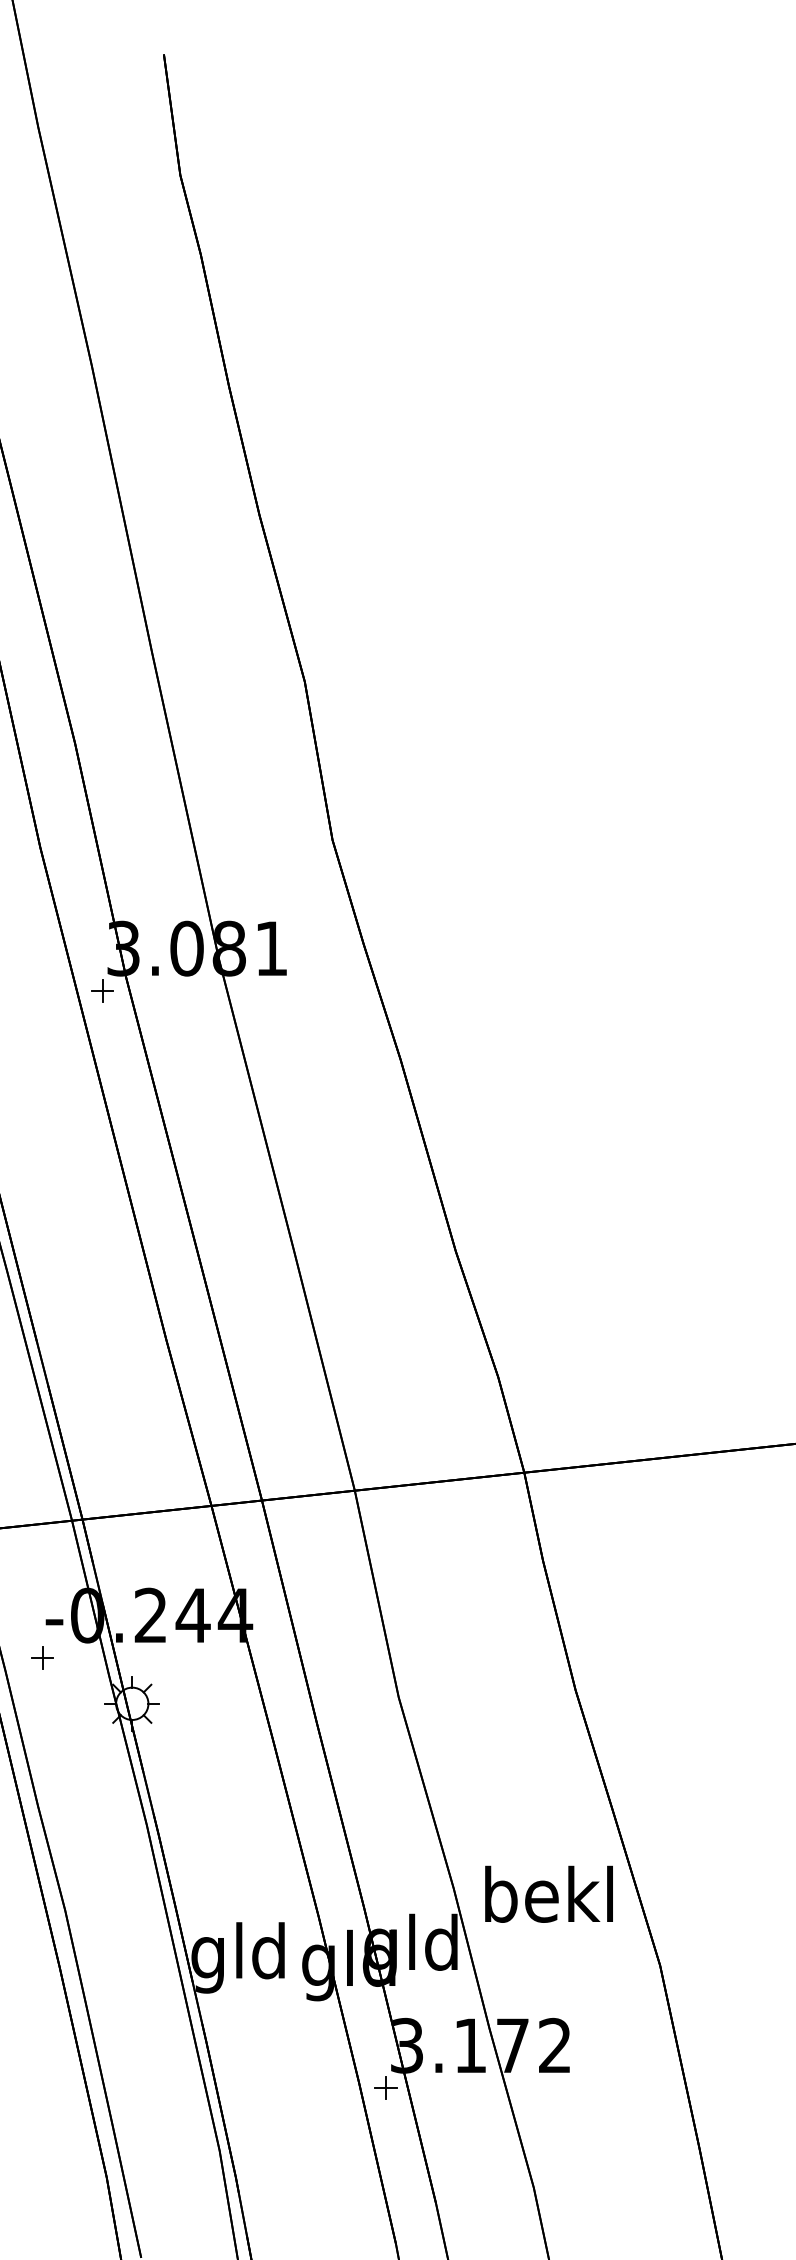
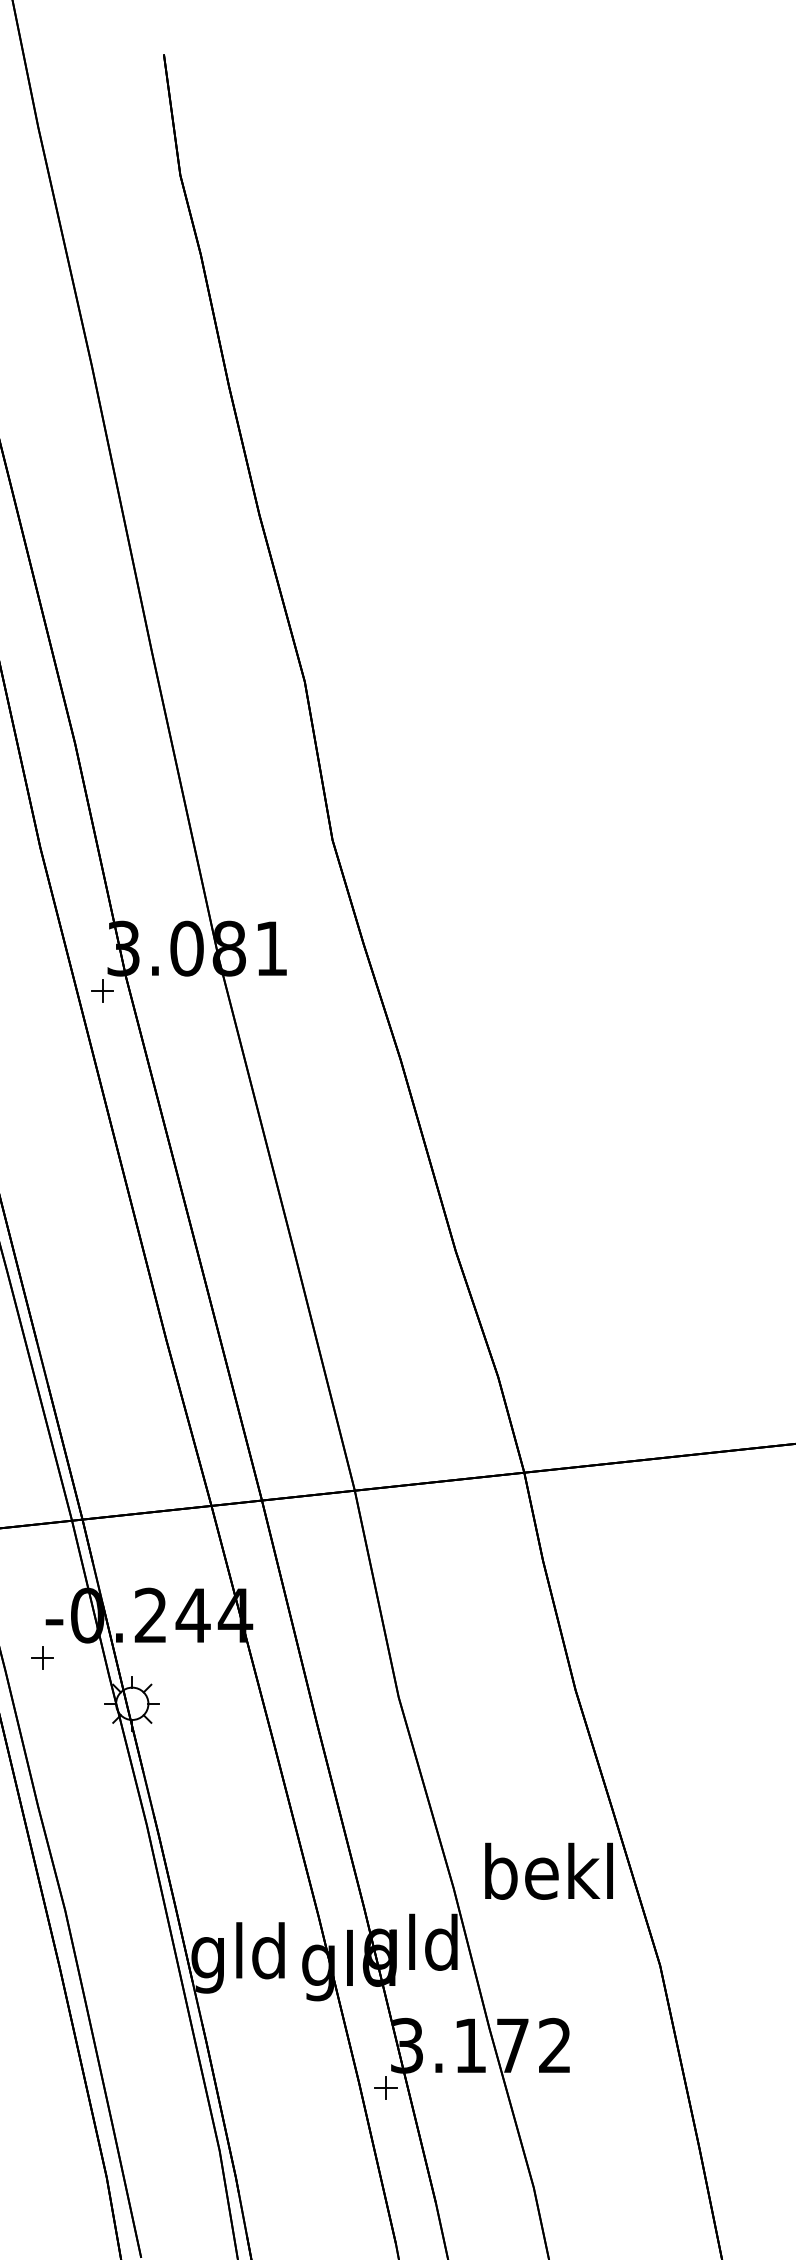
text position: (548, 1893) -> (548, 1870) (548, 1870)
